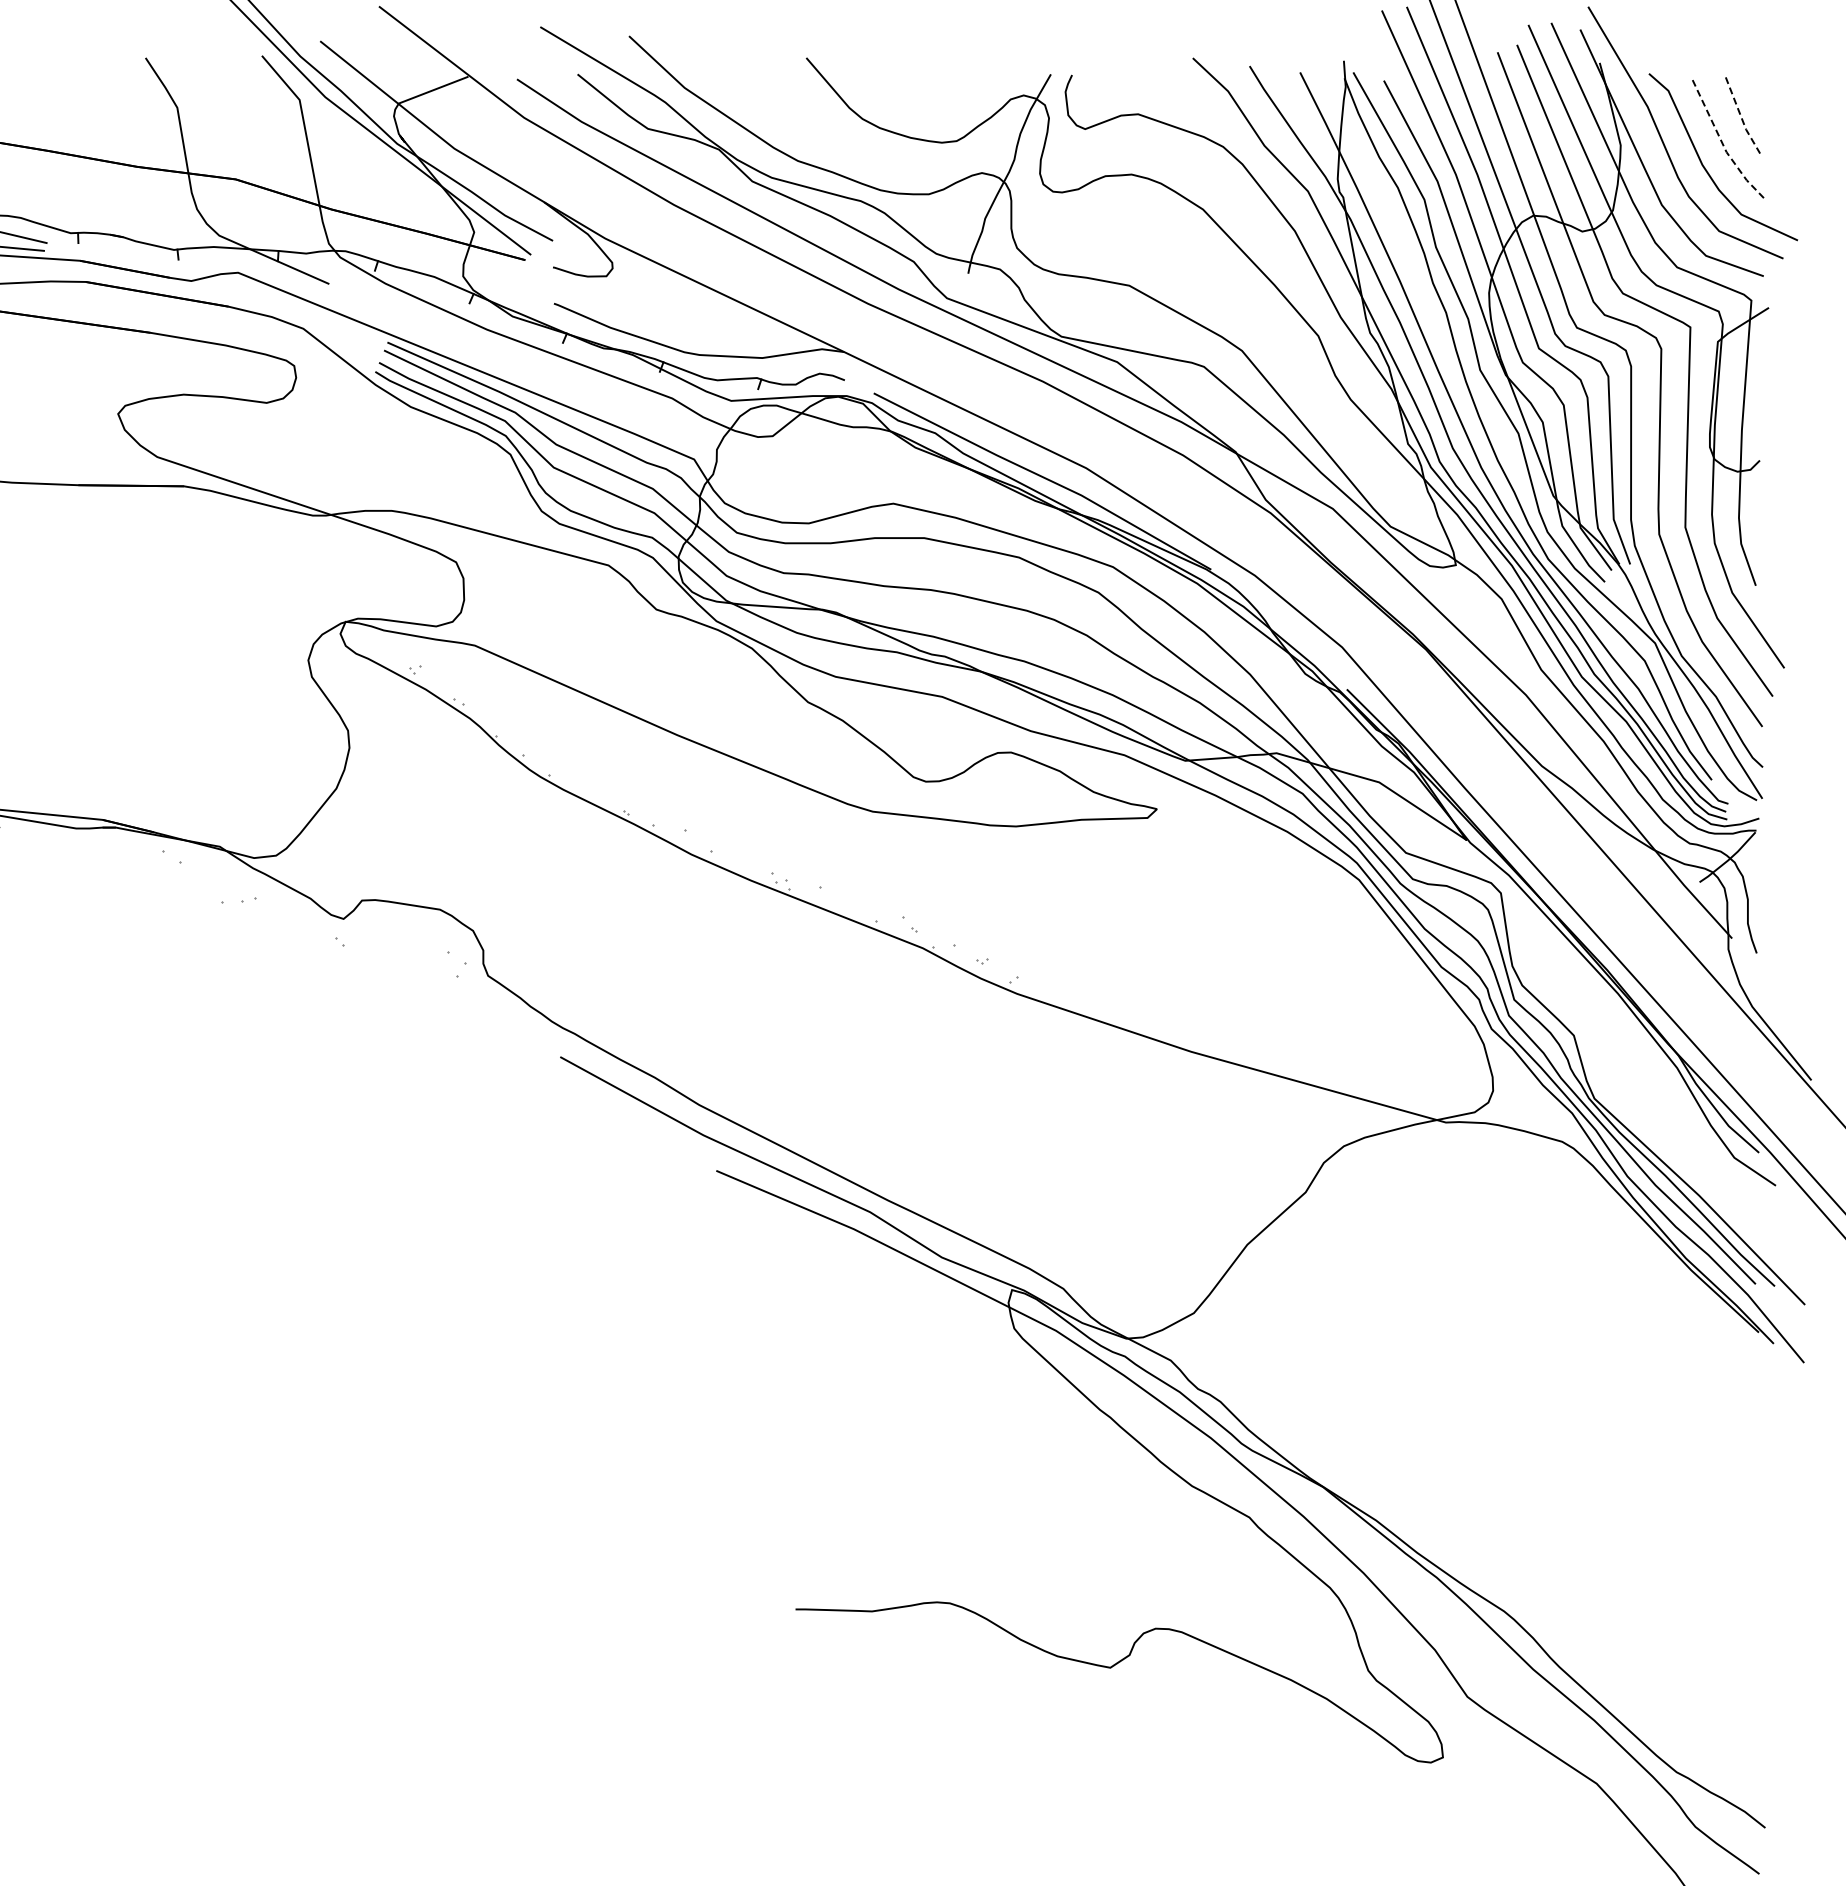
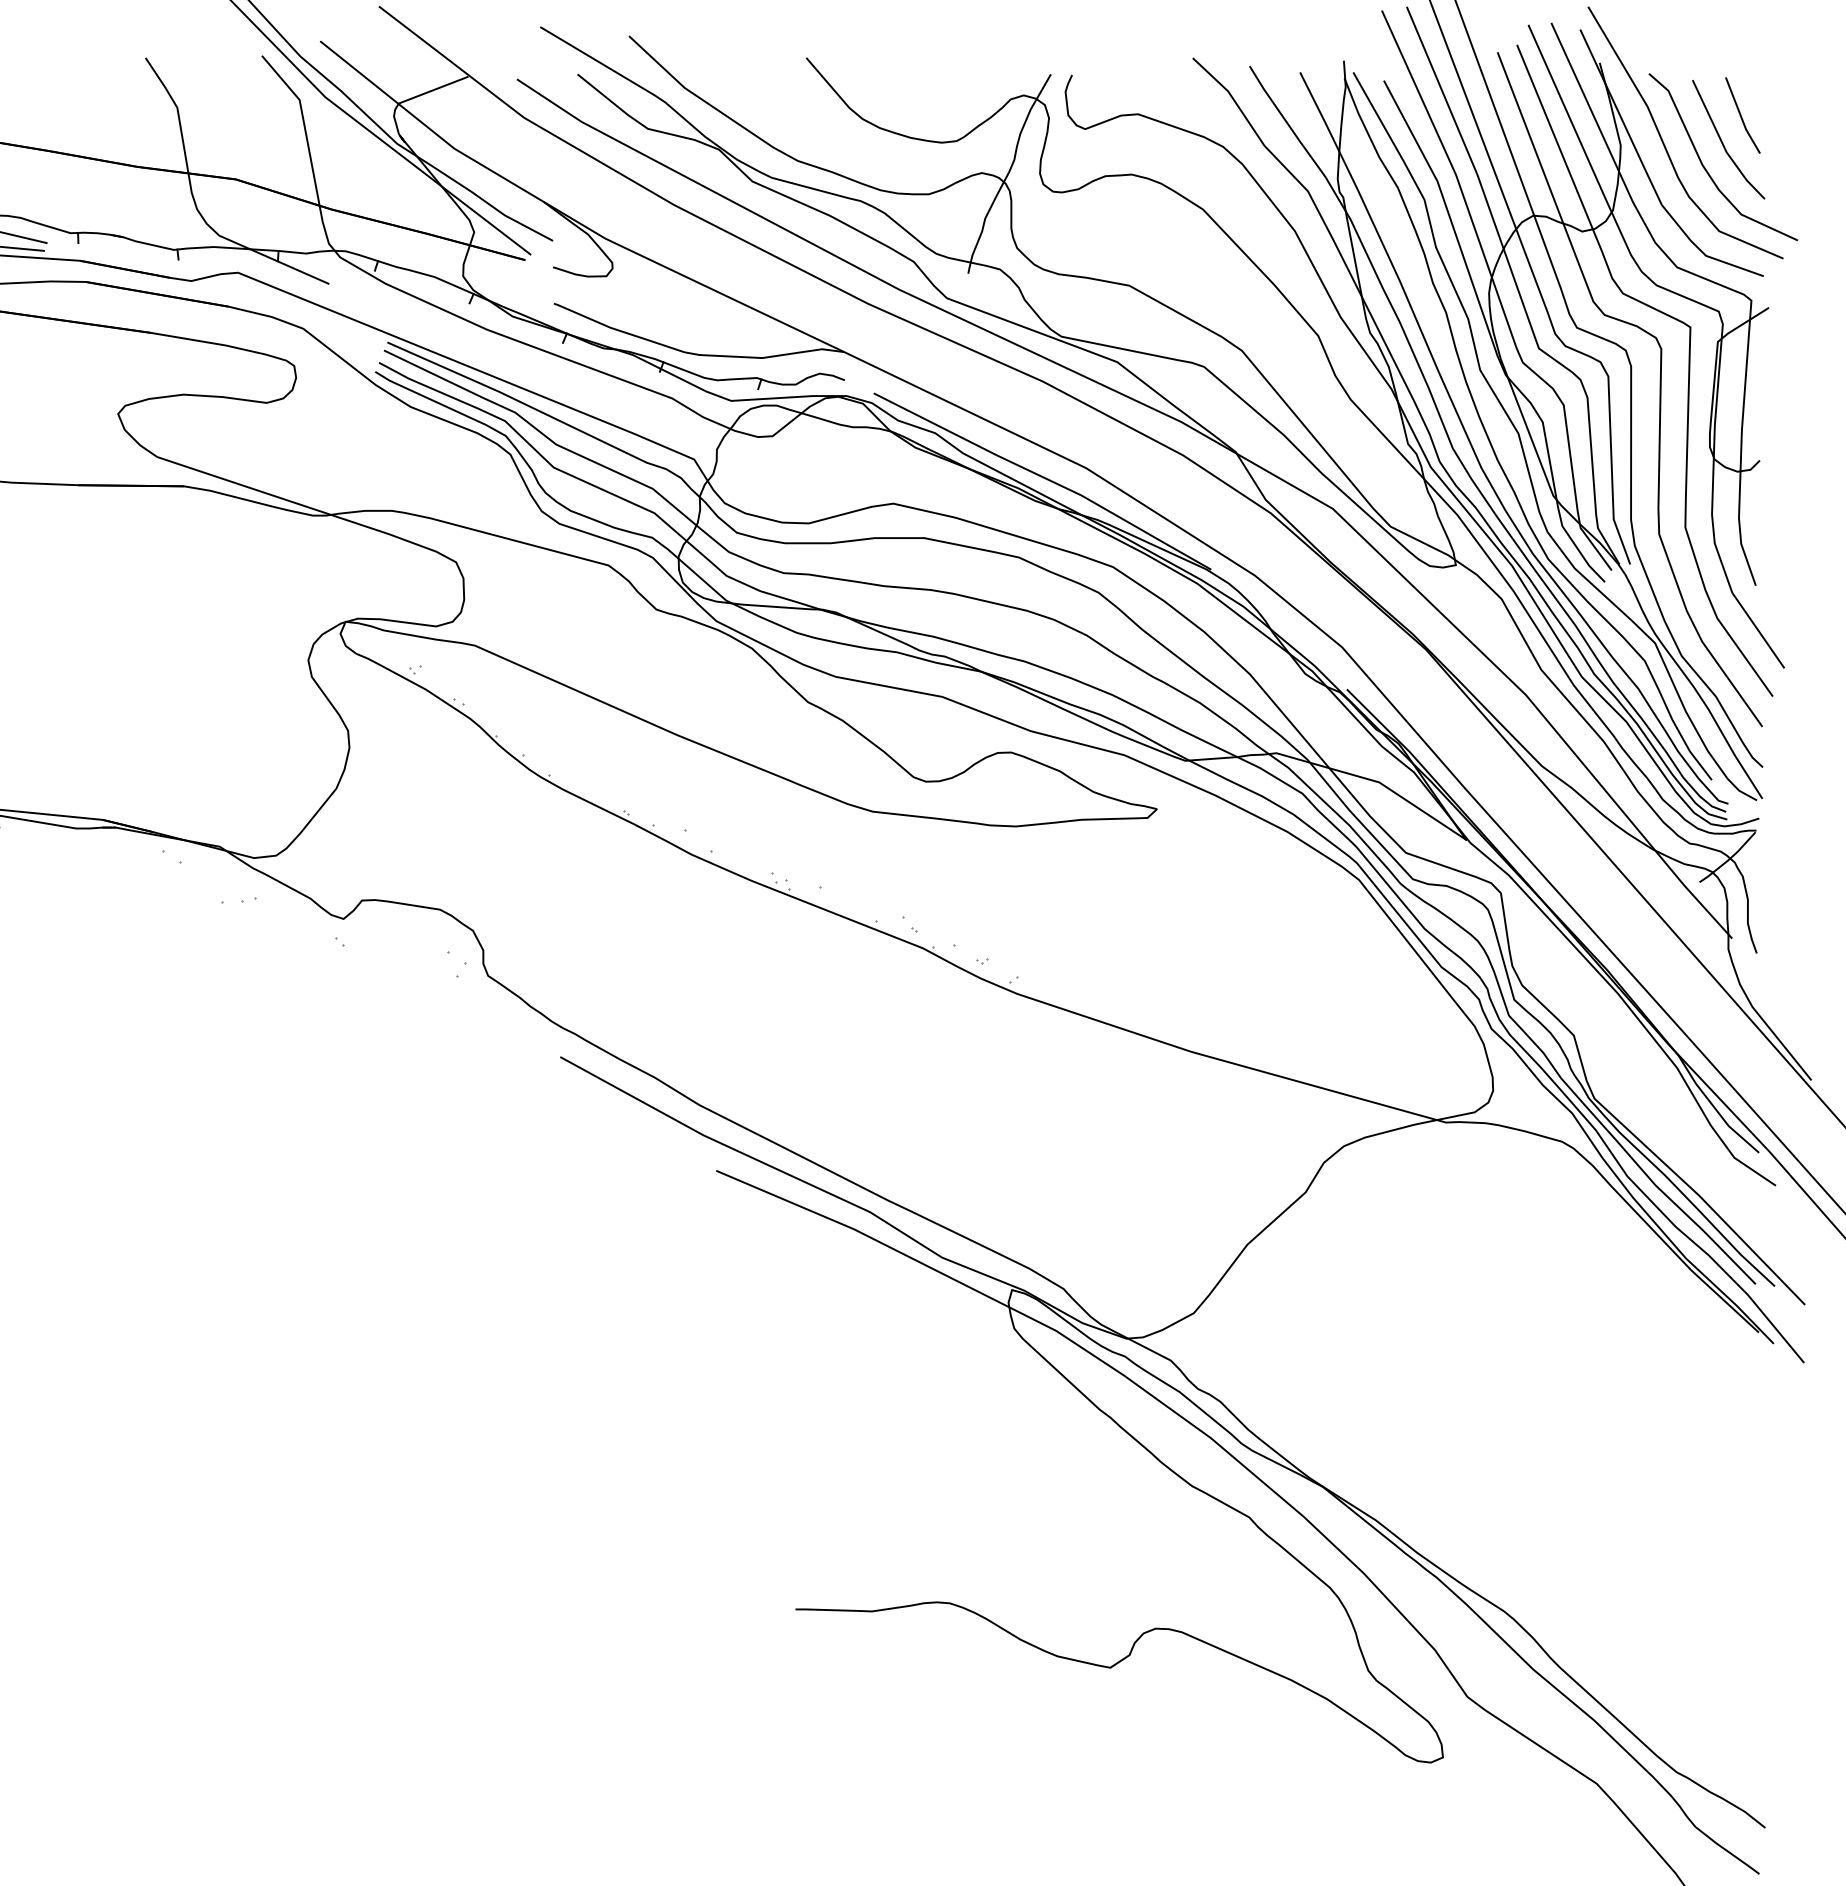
line: dashed -> solid (1741, 116)
line: dashed -> solid (1723, 145)
